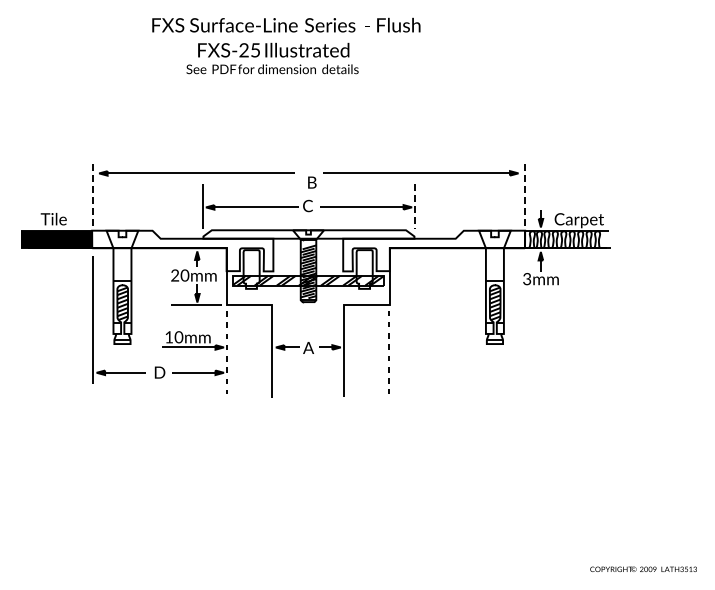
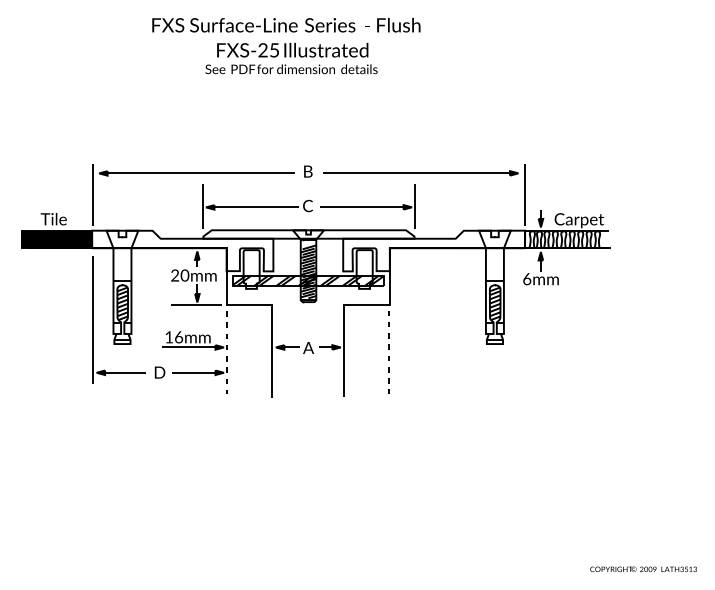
text position: (272, 58) -> (291, 58) (291, 58)
text position: (312, 182) -> (308, 171) (308, 171)
line: dashed -> solid (92, 195)
line: dashed -> solid (524, 195)
line: dashed -> solid (414, 206)
text: 3mm -> 6mm (527, 278)
text: 10mm -> 16mm (178, 336)
